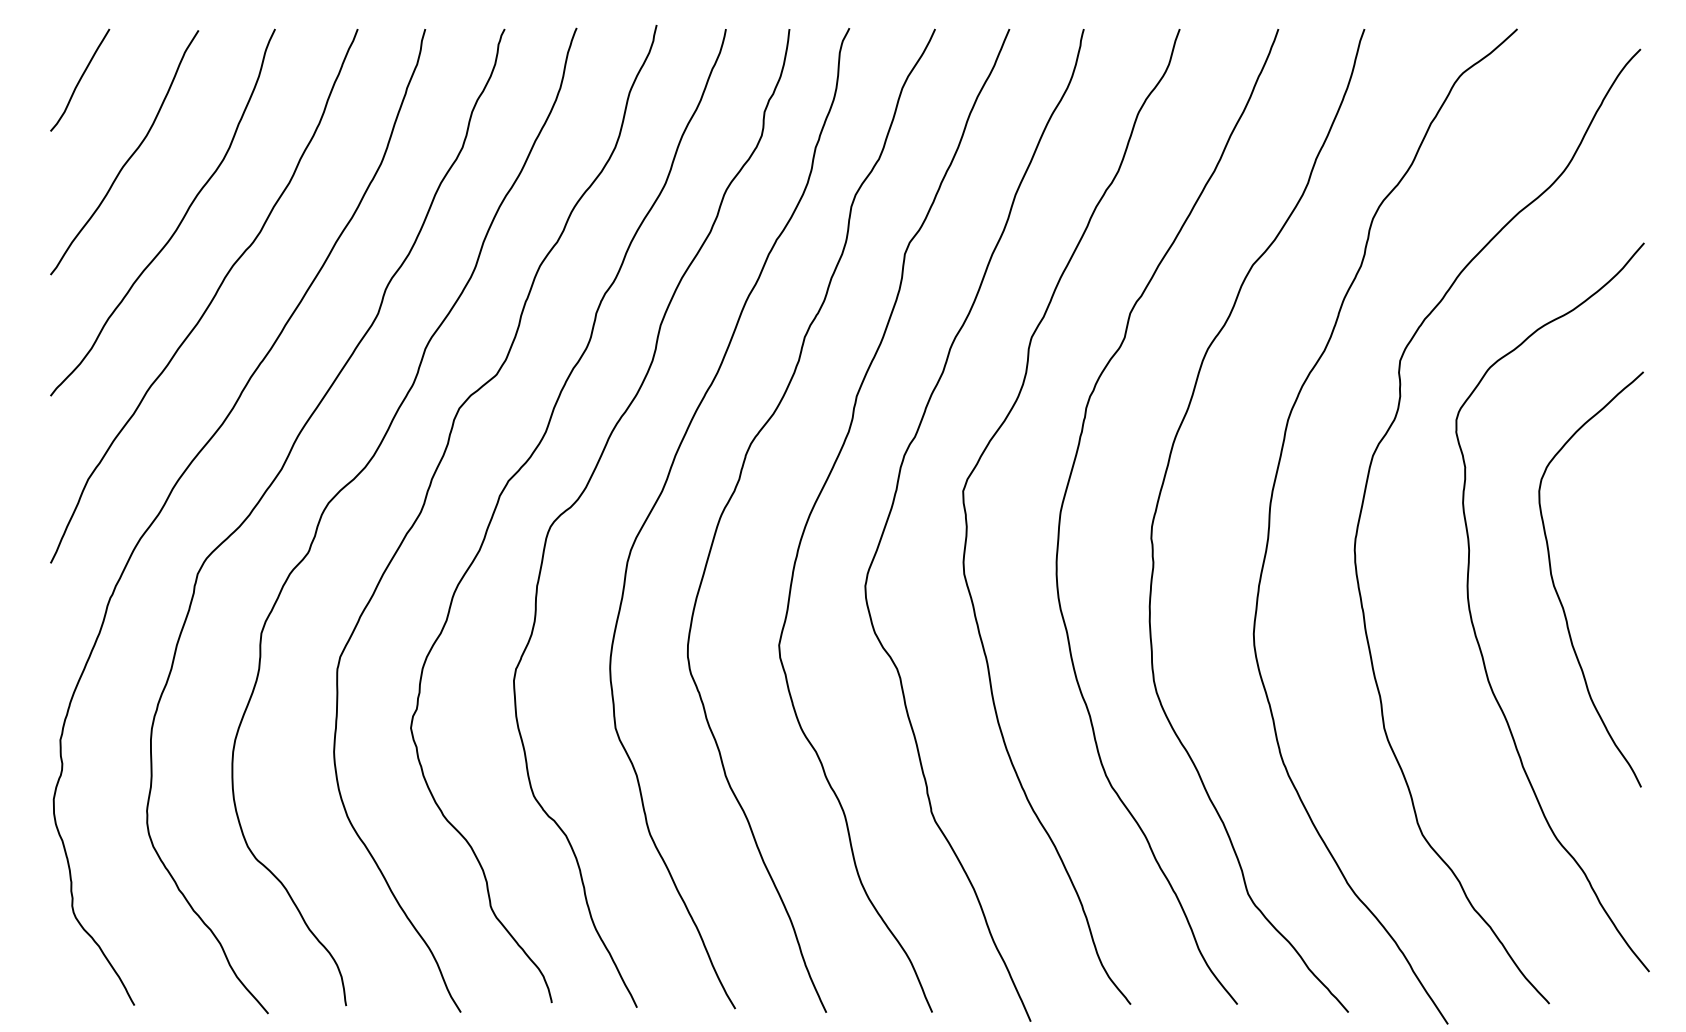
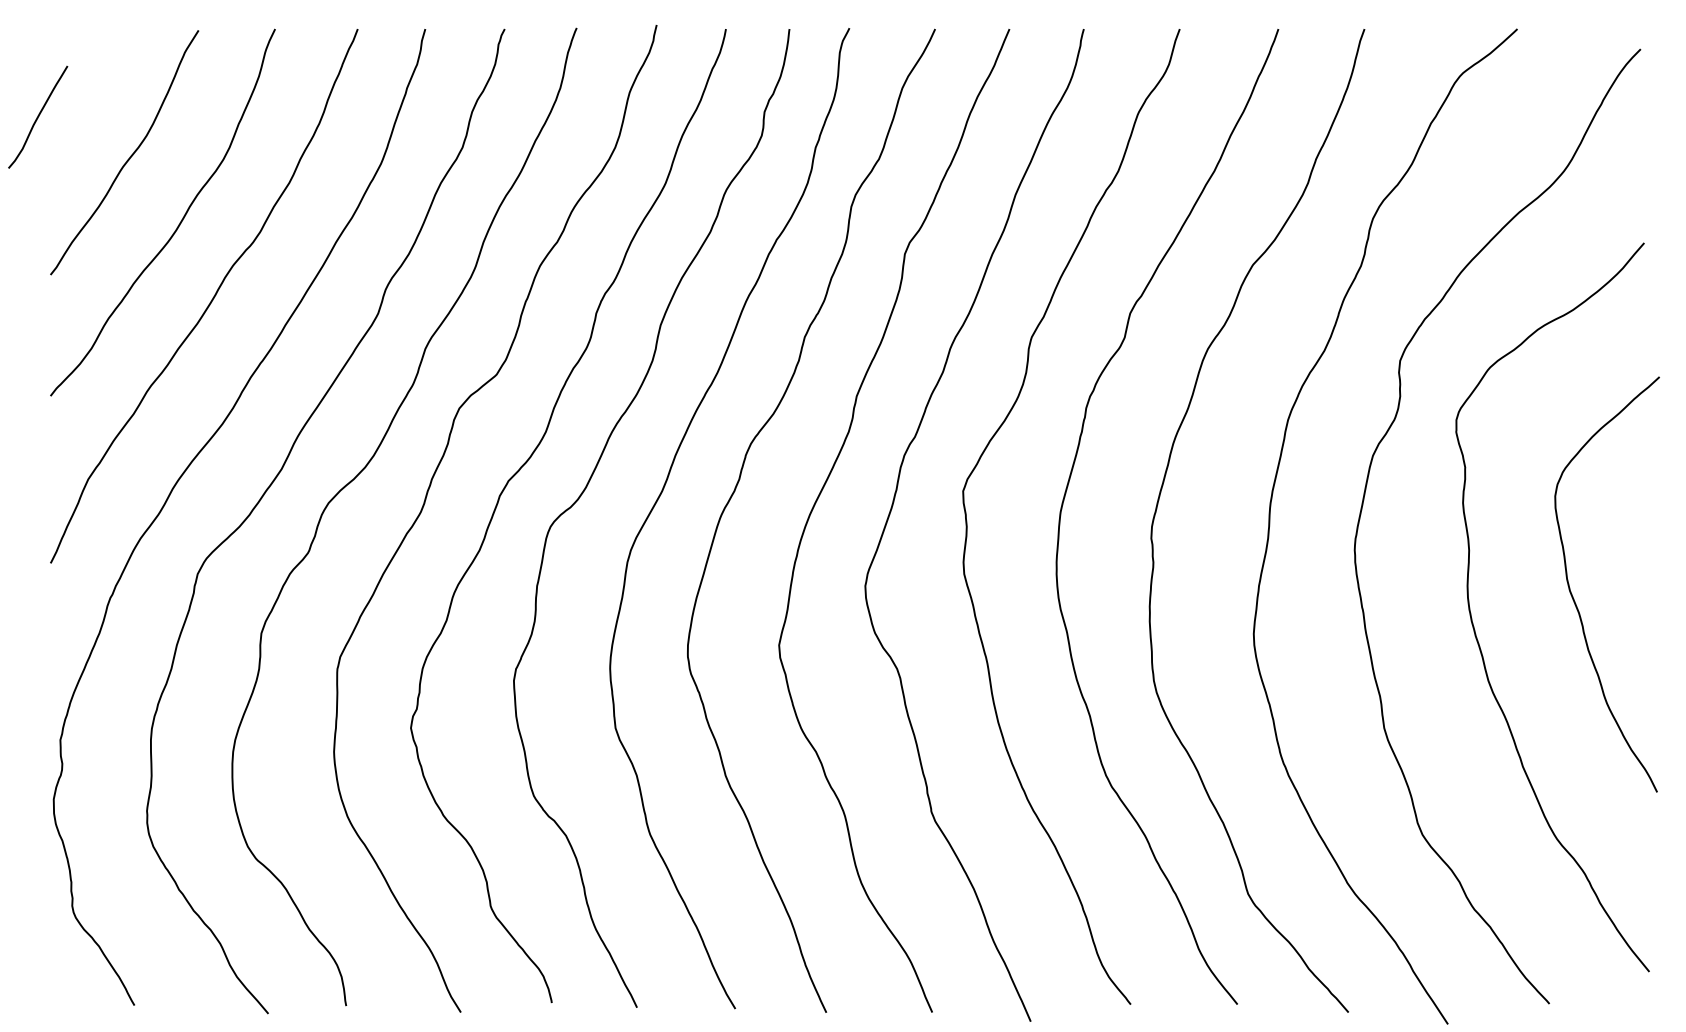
curve position: (80, 79) -> (38, 116) (38, 116)
curve position: (1558, 593) -> (1574, 598) (1574, 598)
